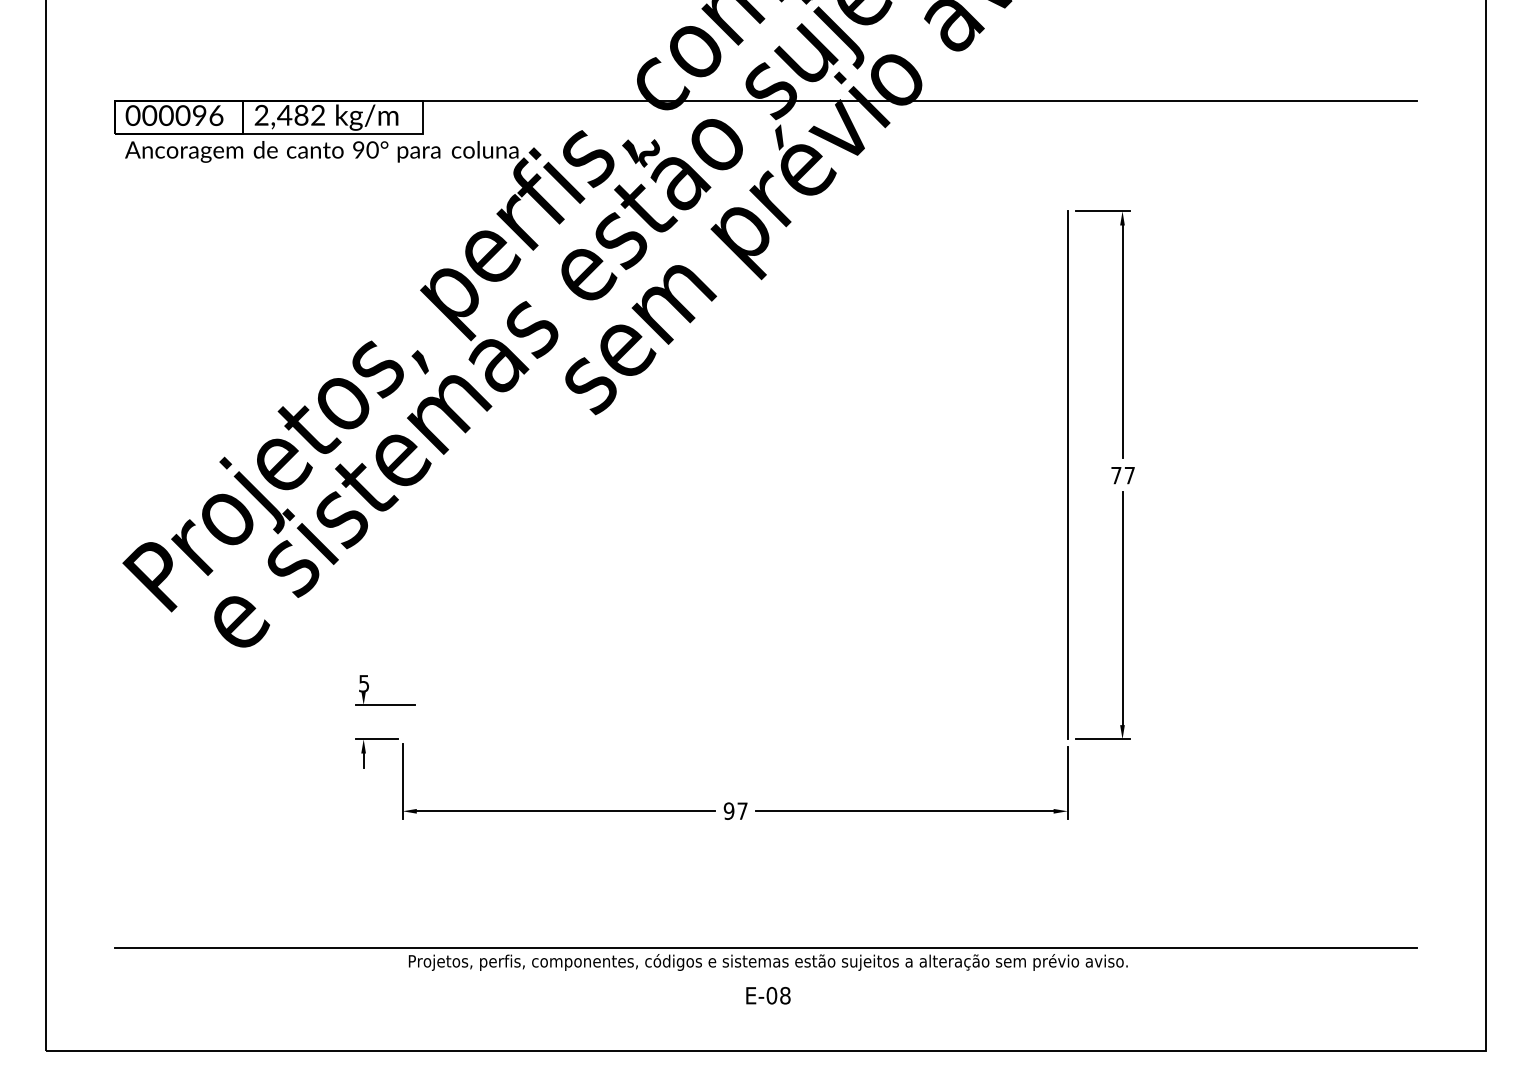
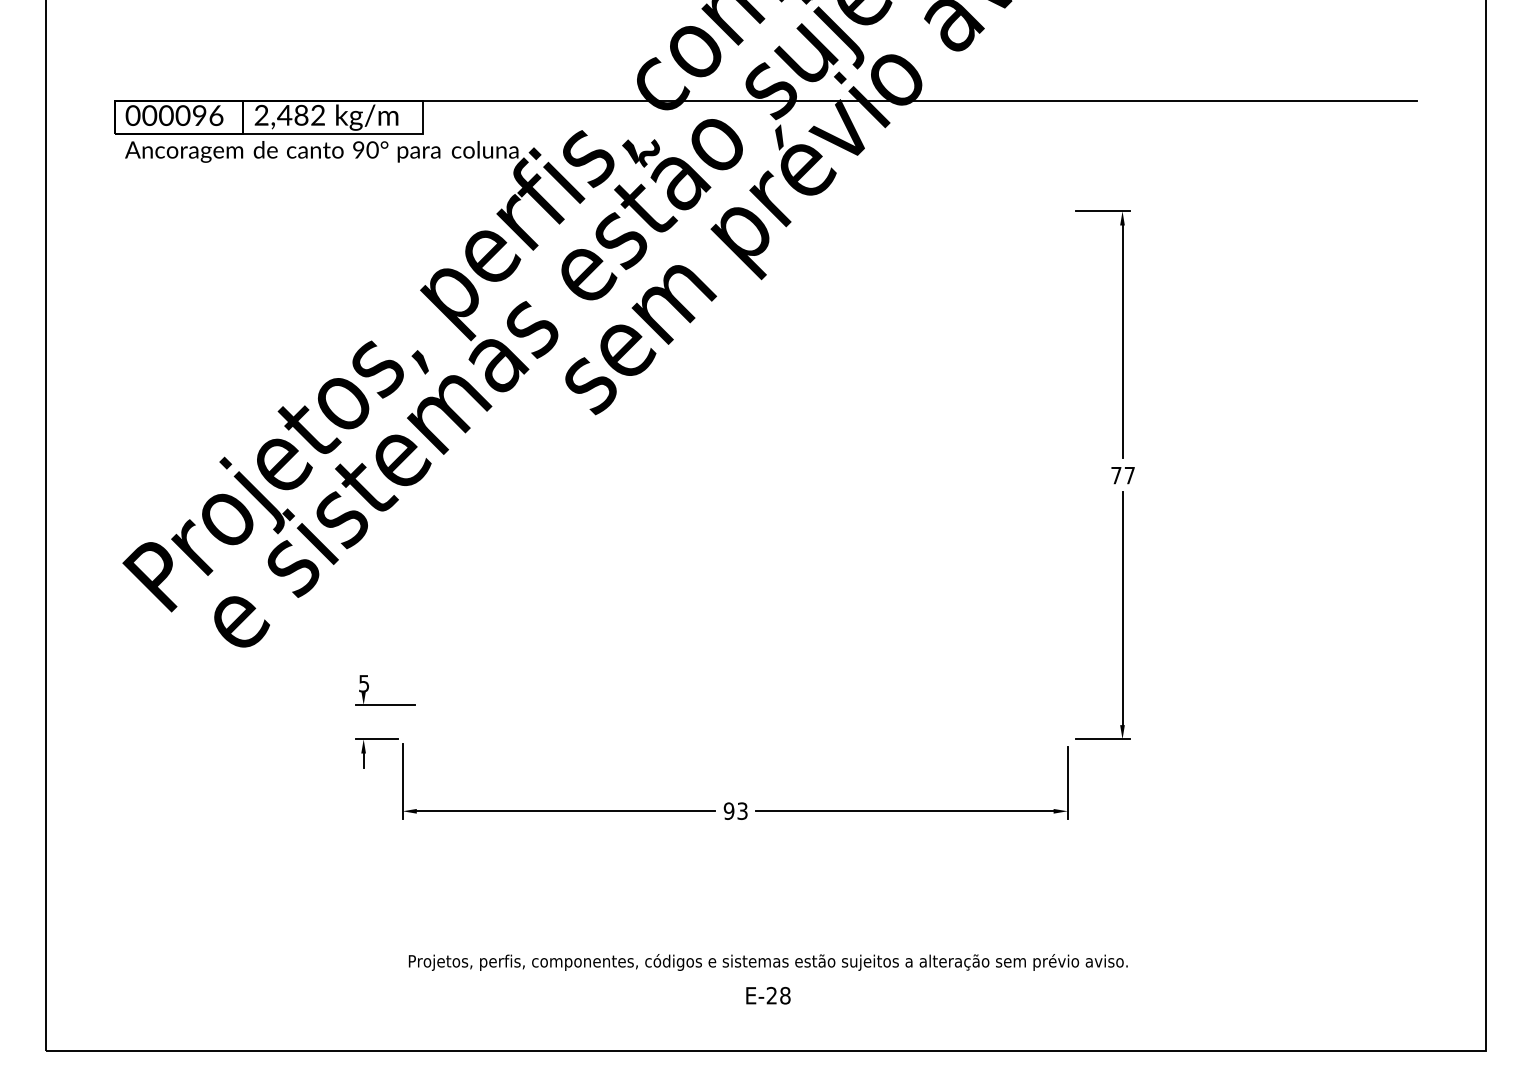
line: present -> none (1067, 475)
text: 97 -> 93 (742, 810)
line: present -> none (765, 947)
text: E-08 -> E-28 (771, 995)
